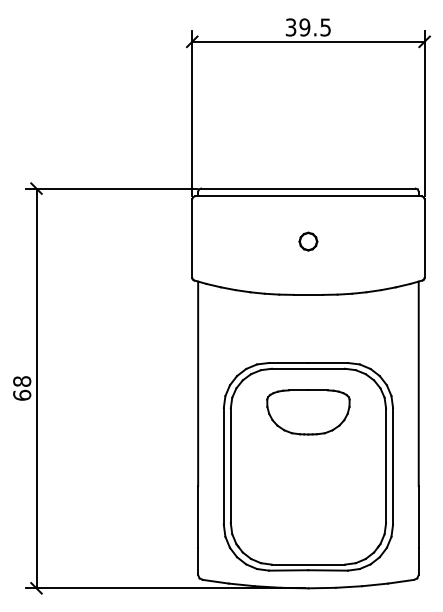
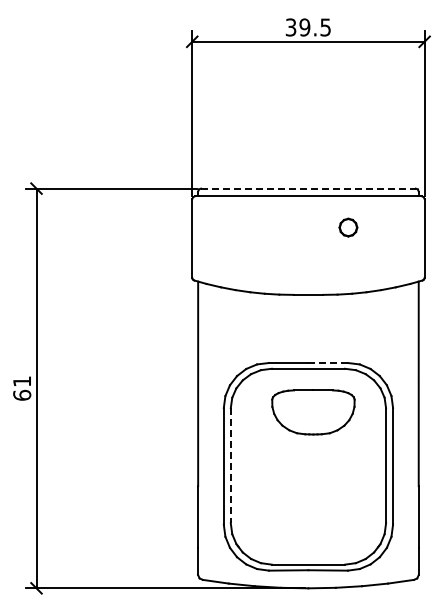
line: solid -> dashed (308, 188)
part position: (308, 241) -> (348, 227) (348, 227)
line: solid -> dashed (328, 362)
text: 68 -> 61 (22, 381)
part position: (308, 412) -> (313, 412) (313, 412)
line: solid -> dashed (230, 466)
